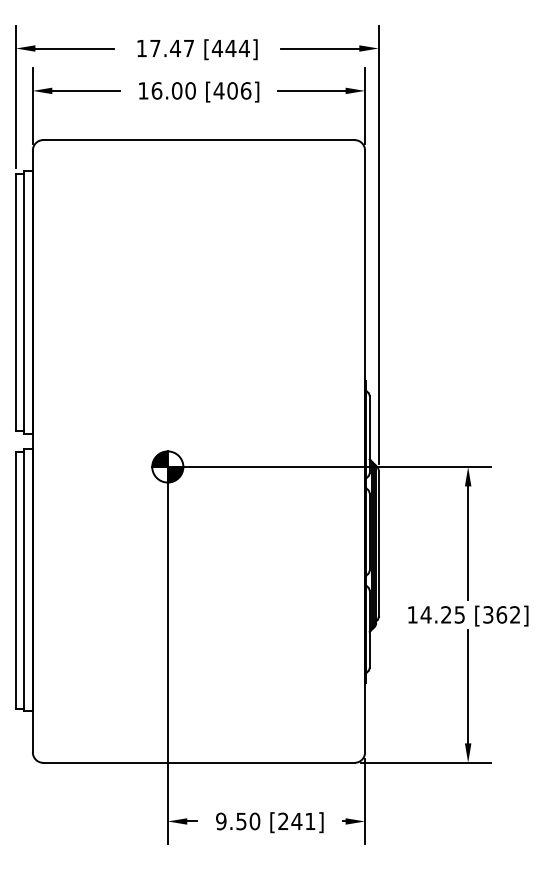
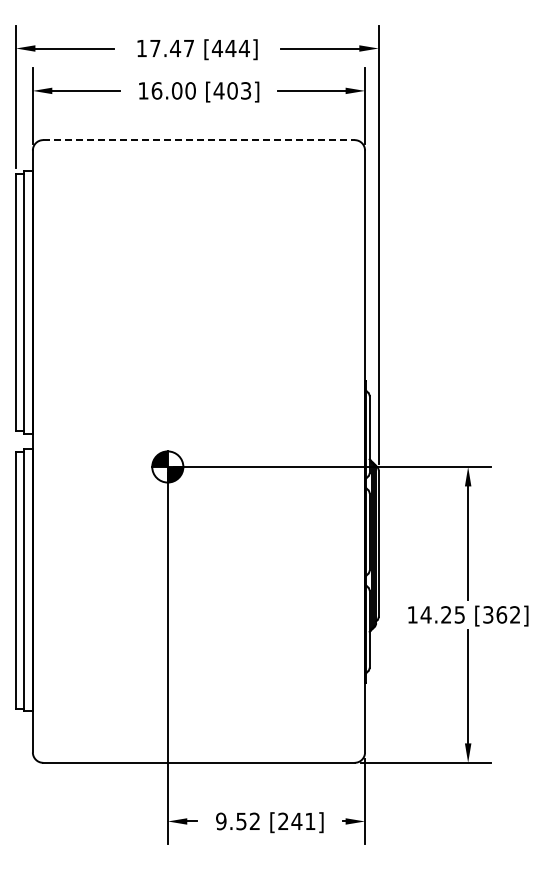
text: [406] -> [403] (245, 90)
line: solid -> dashed (198, 140)
text: 9.50 -> 9.52 (254, 821)
